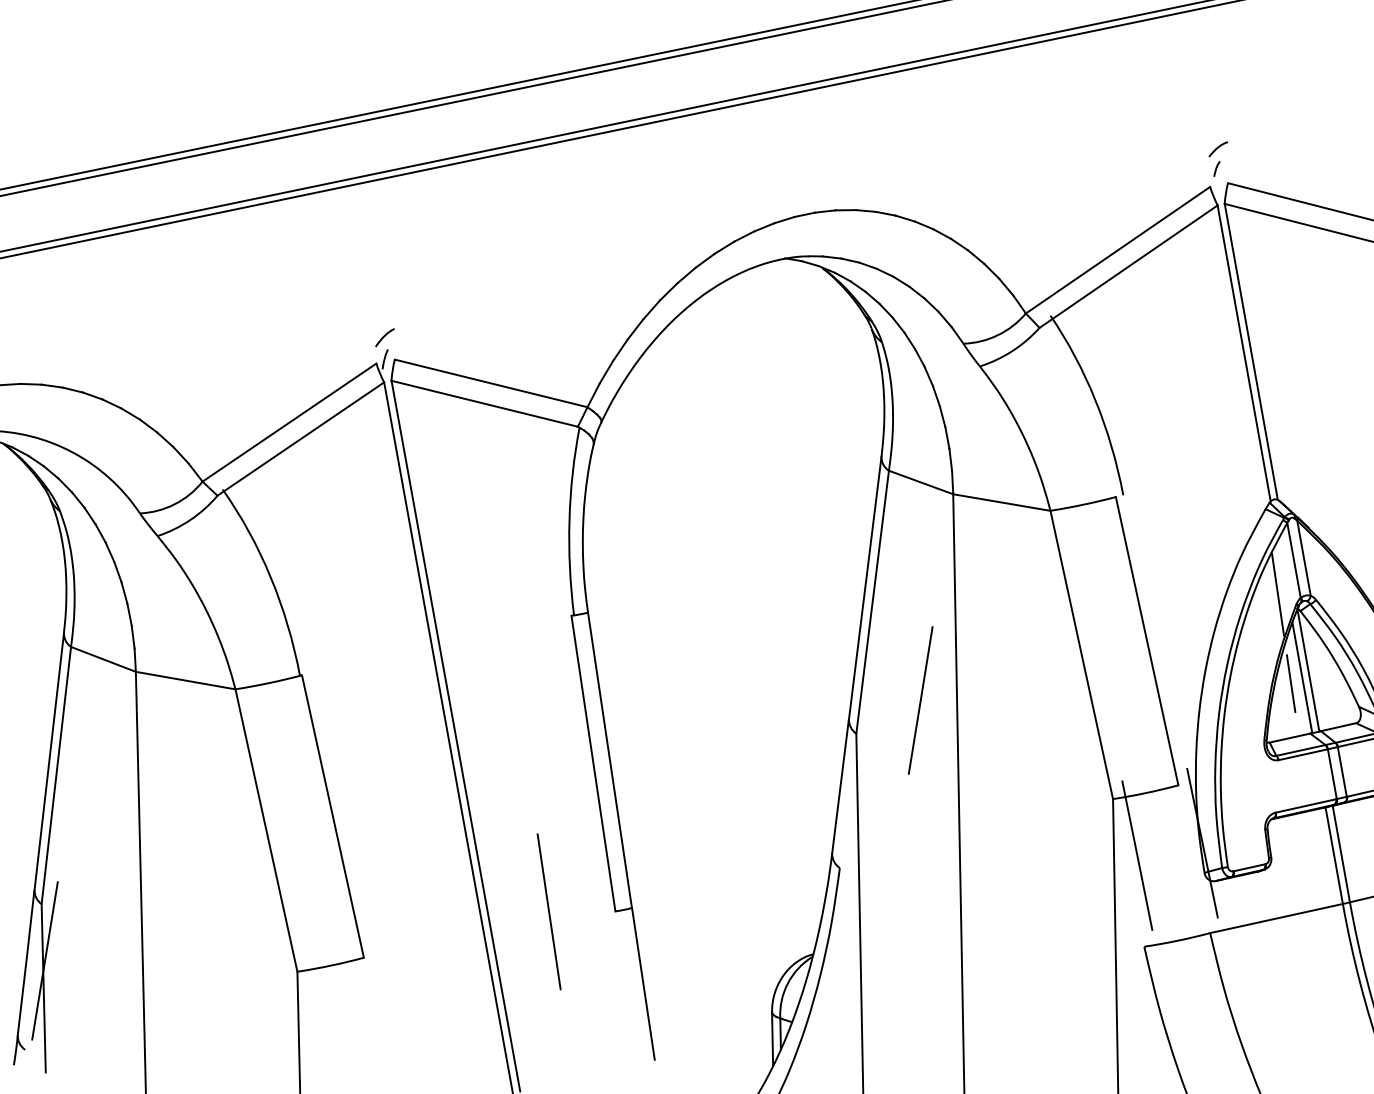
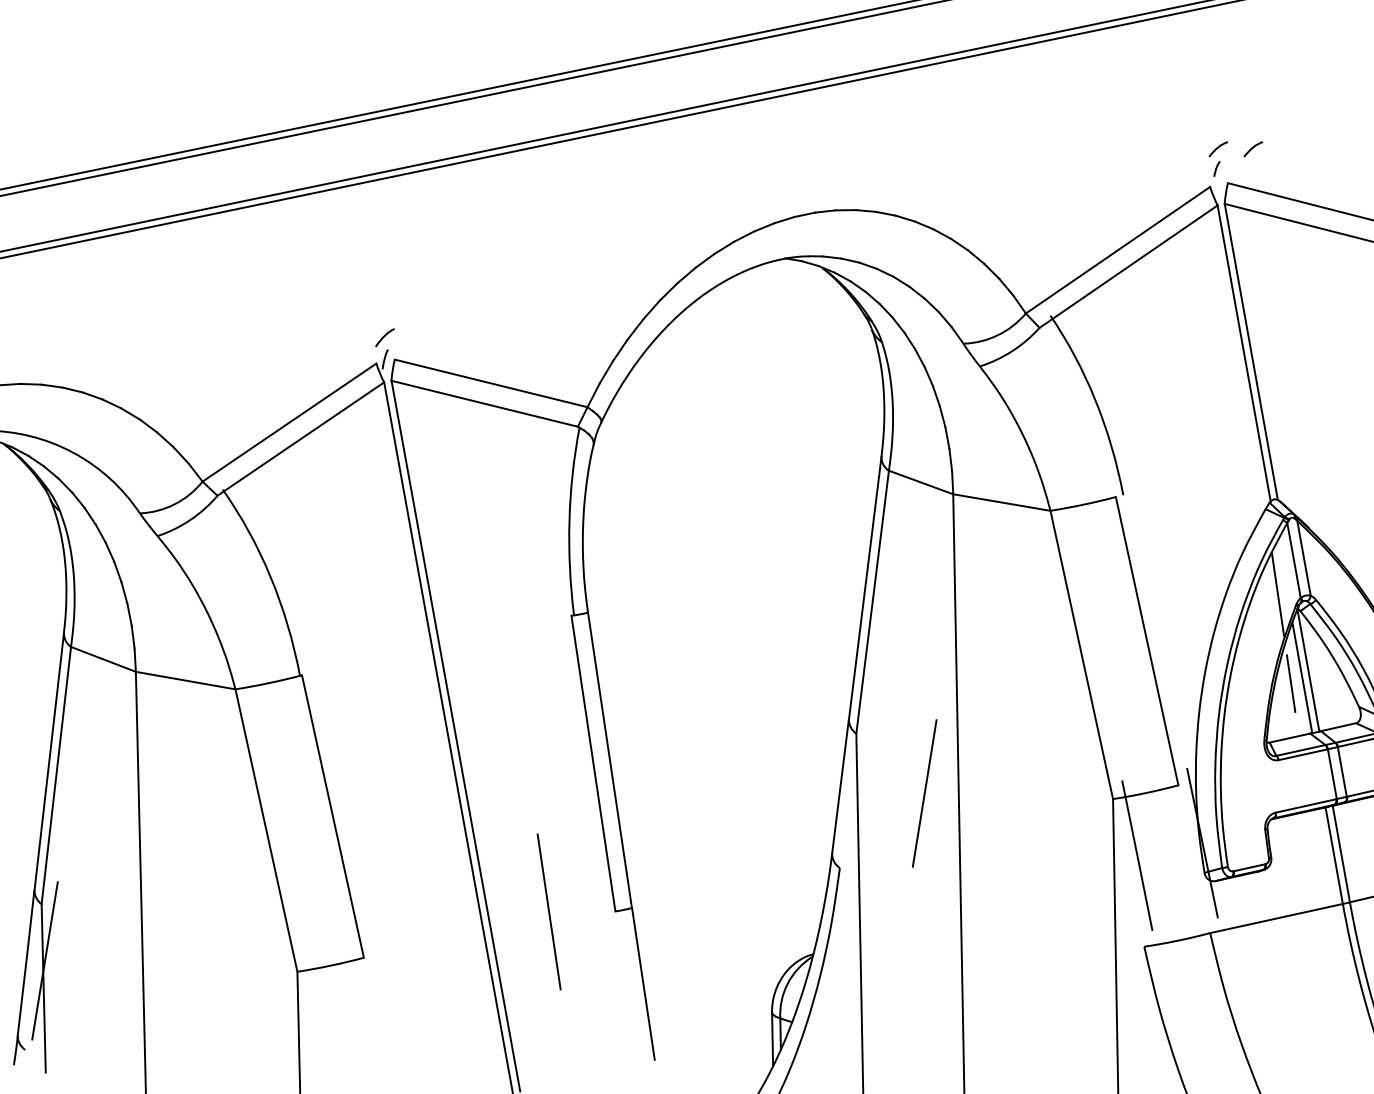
curve: none -> present (1252, 149)
line position: (920, 700) -> (924, 793) (924, 793)
